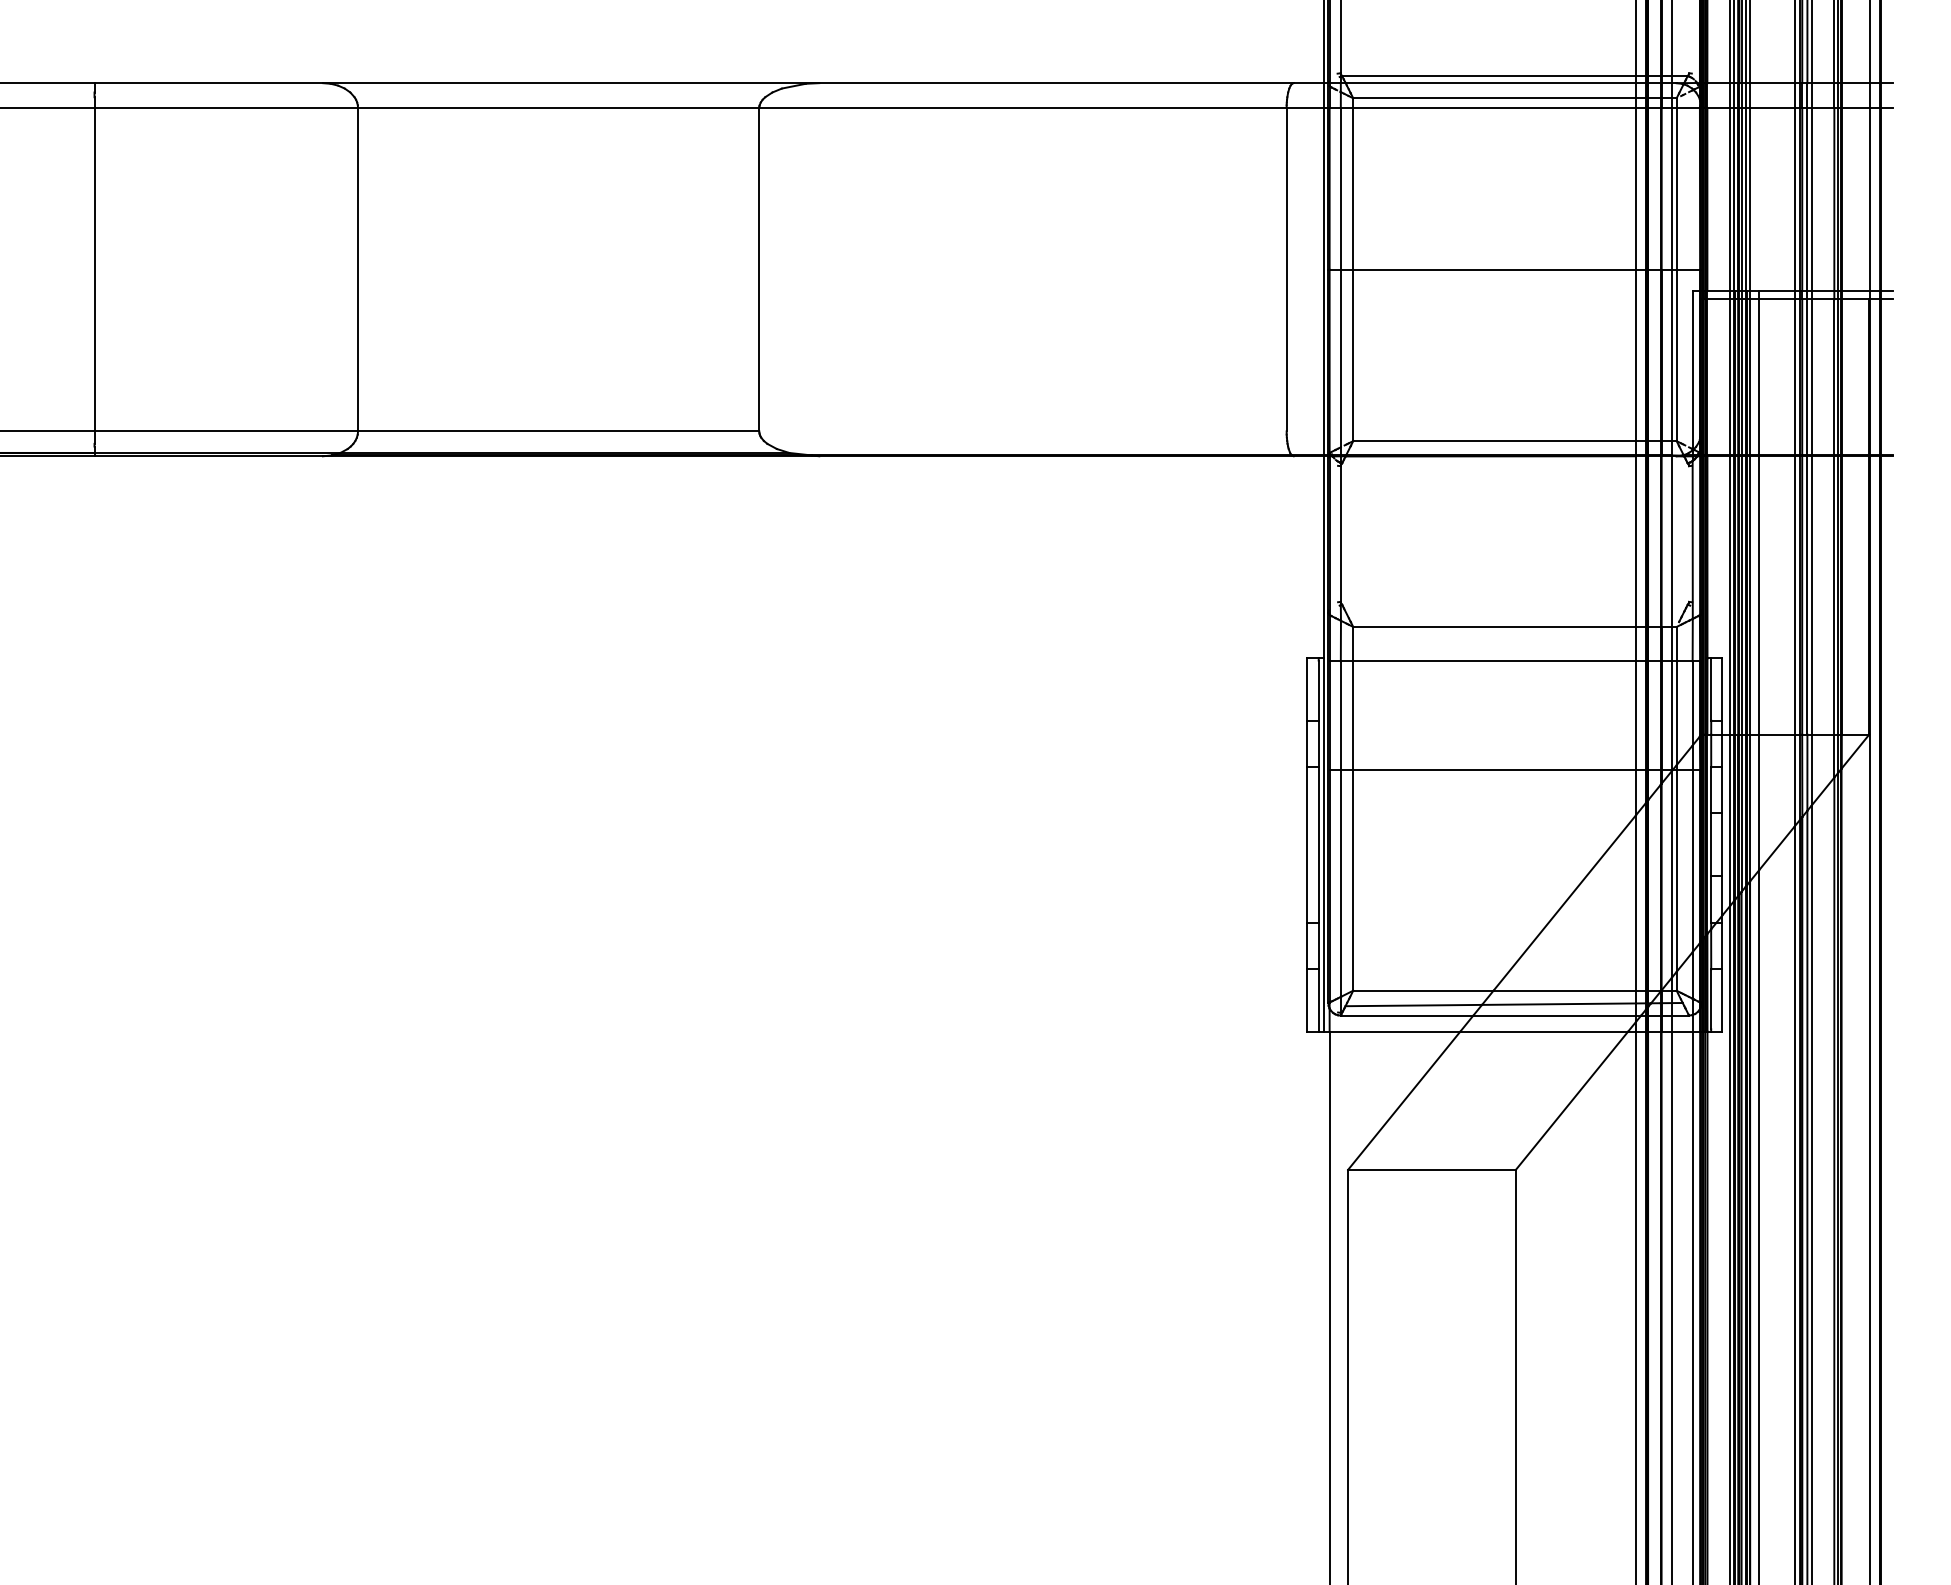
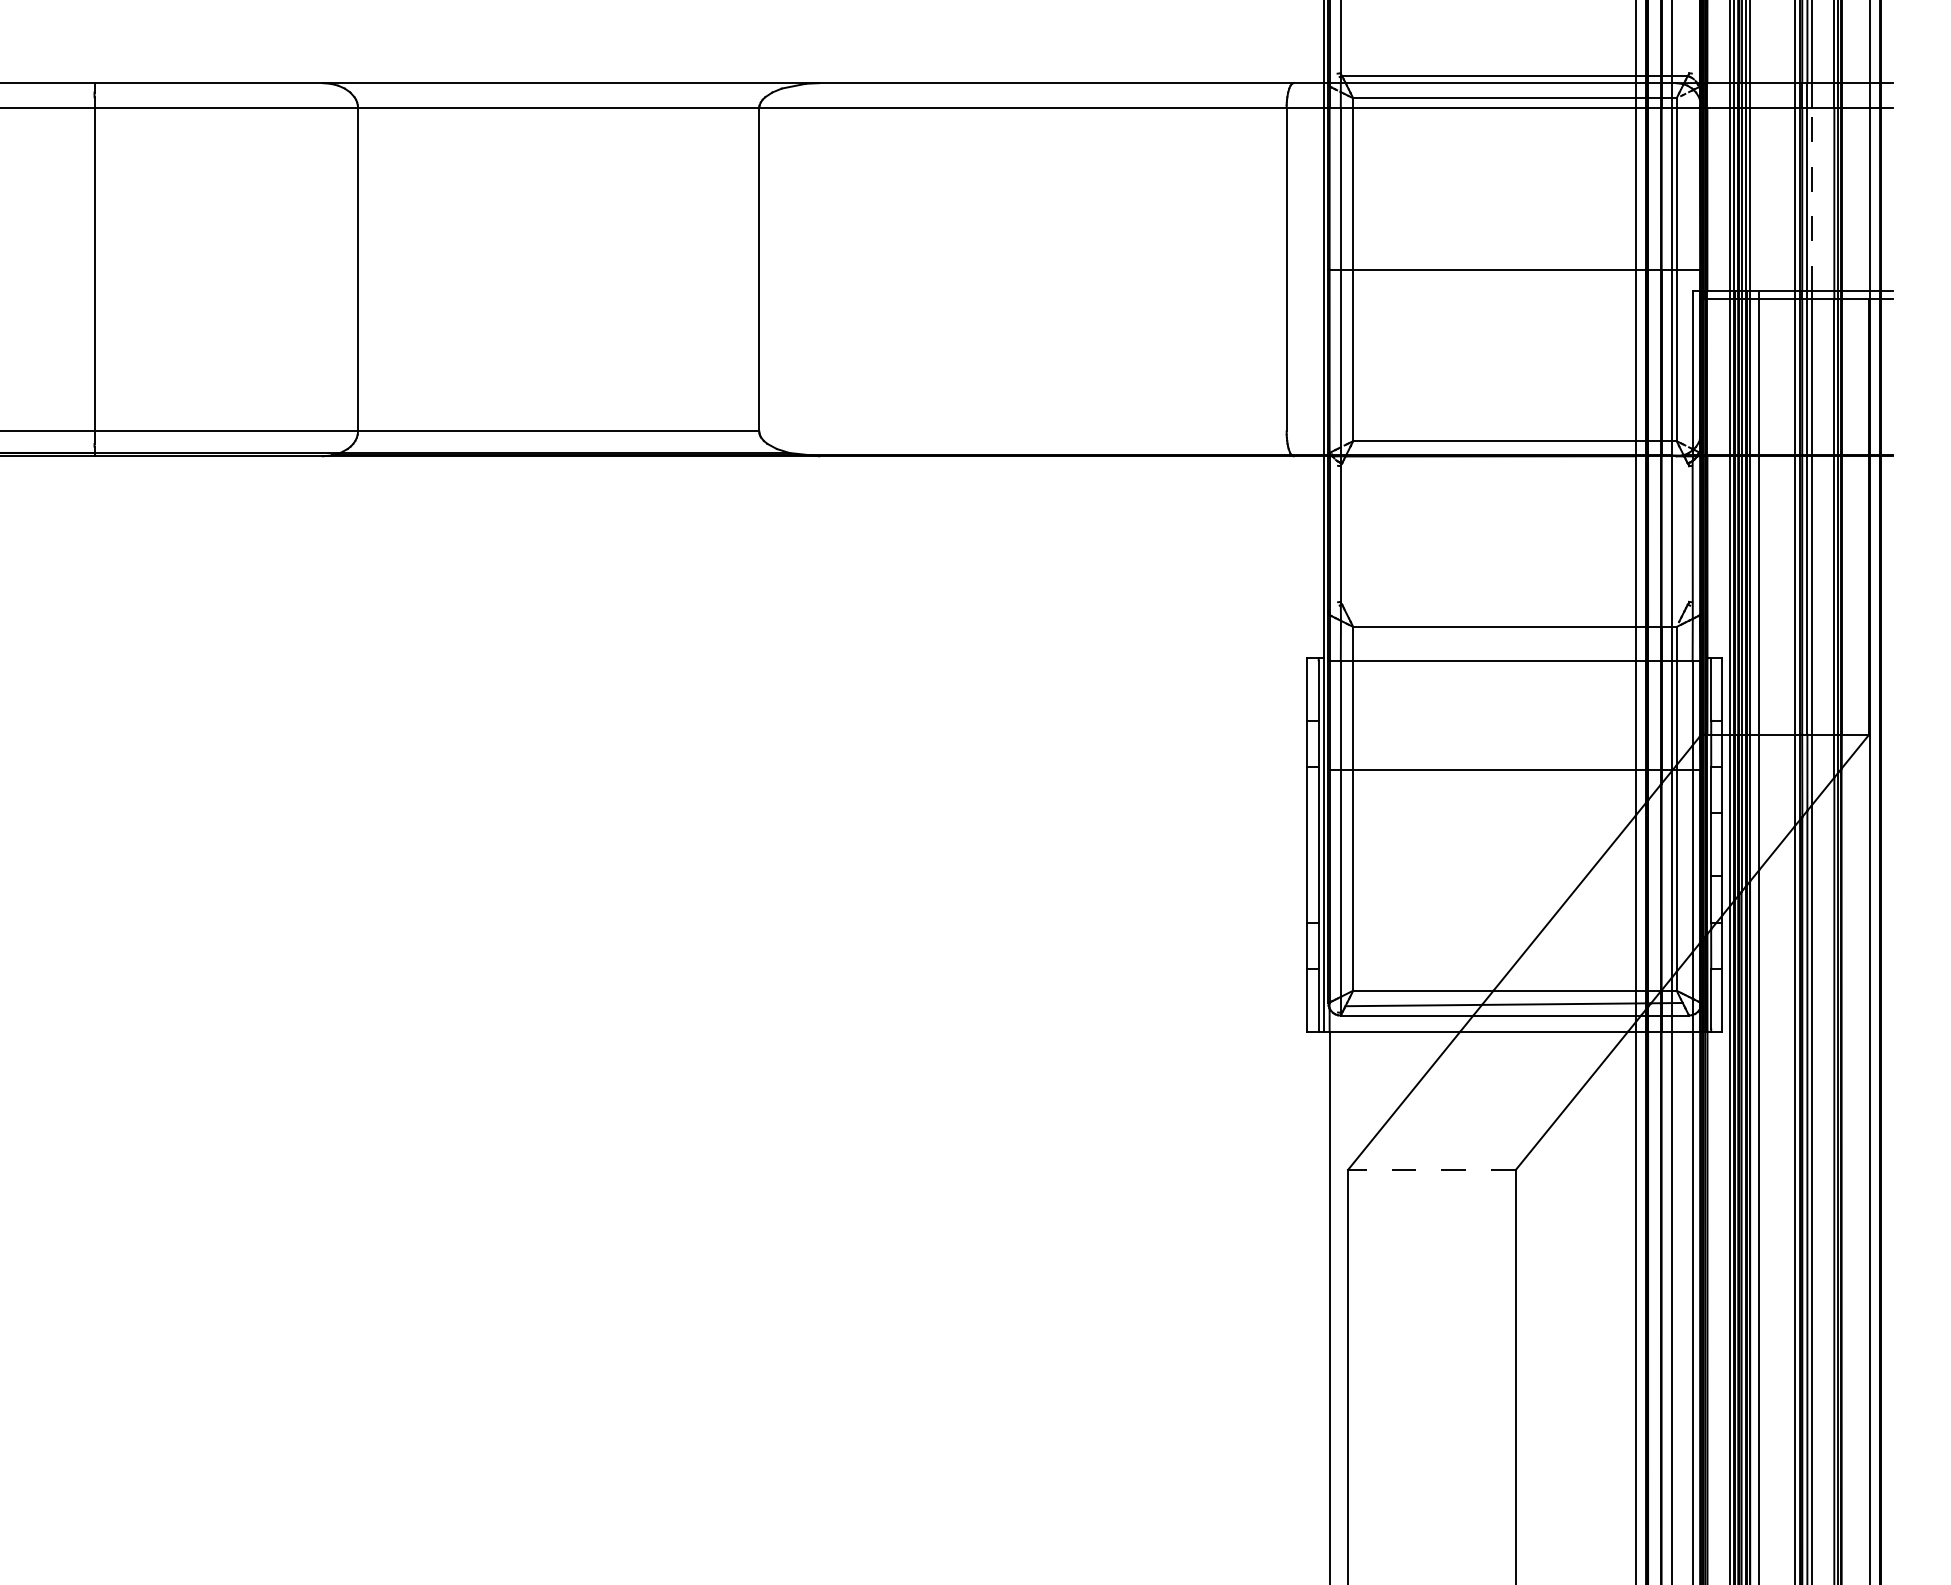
line: solid -> dashed (1811, 199)
line: solid -> dashed (1431, 1169)
